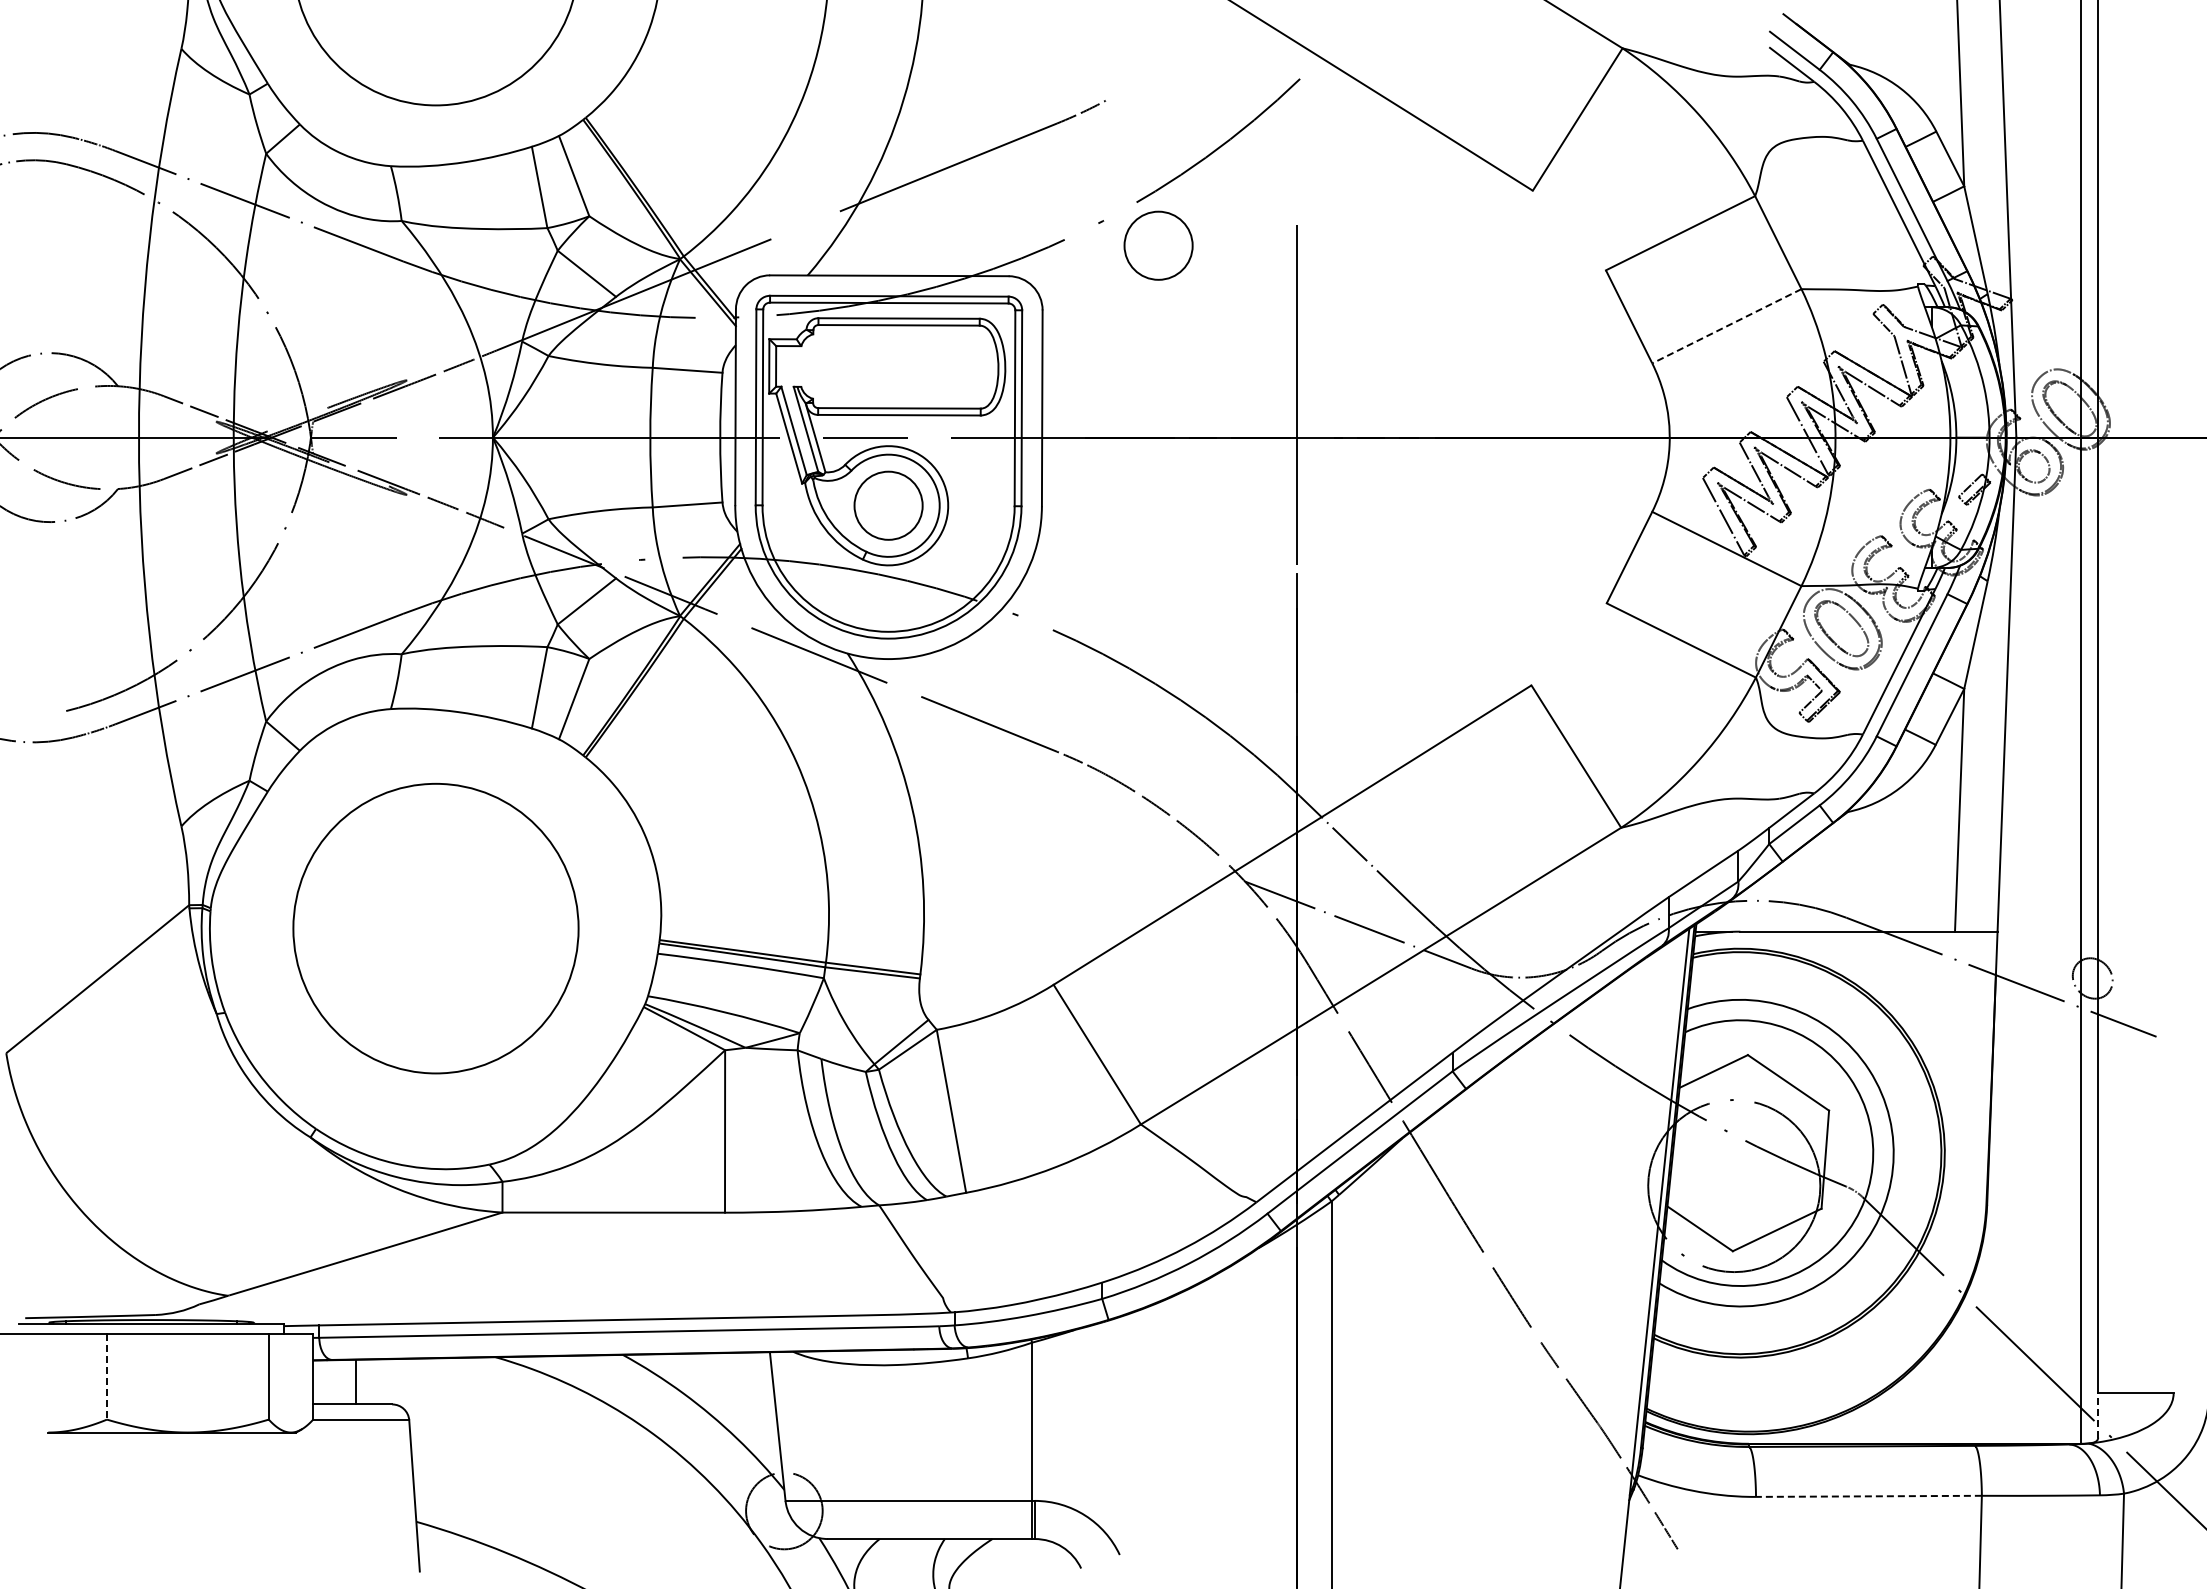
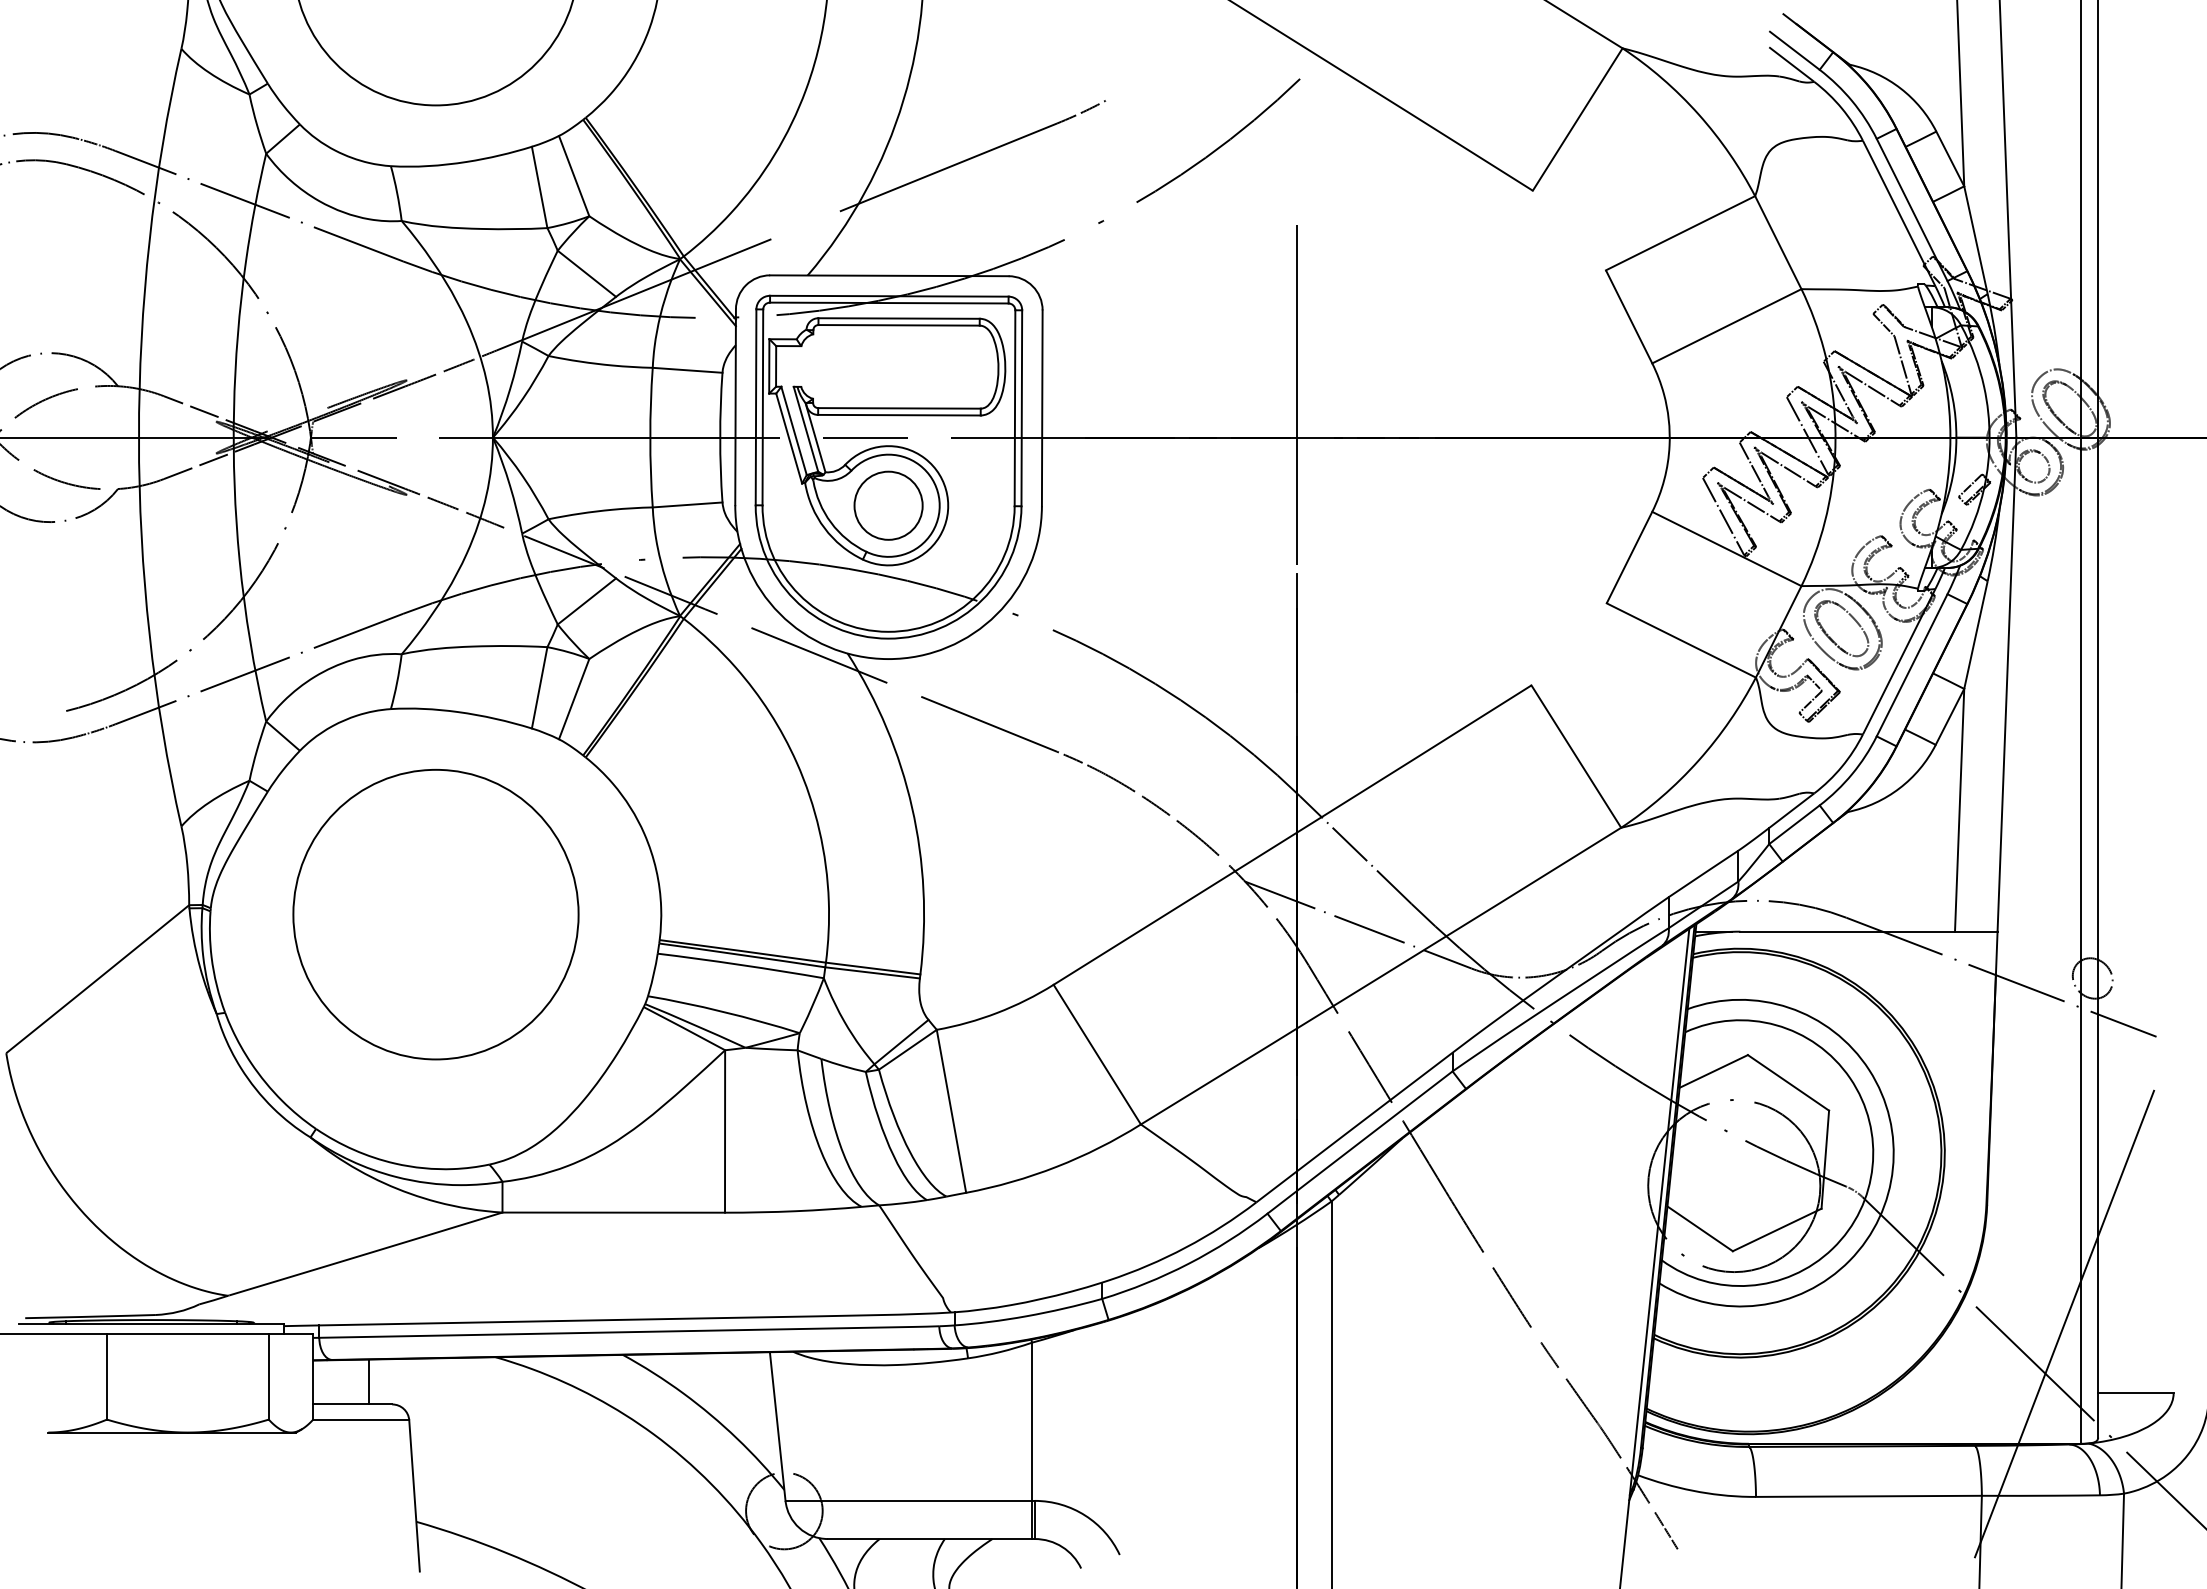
circle: present -> none (1158, 245)
line: dashed -> solid (1726, 326)
part position: (435, 928) -> (435, 914) (435, 914)
line: none -> present (2059, 1337)
line: dashed -> solid (106, 1376)
line position: (355, 1381) -> (368, 1381) (368, 1381)
line: dashed -> solid (2098, 1415)
line: dashed -> solid (1868, 1496)
